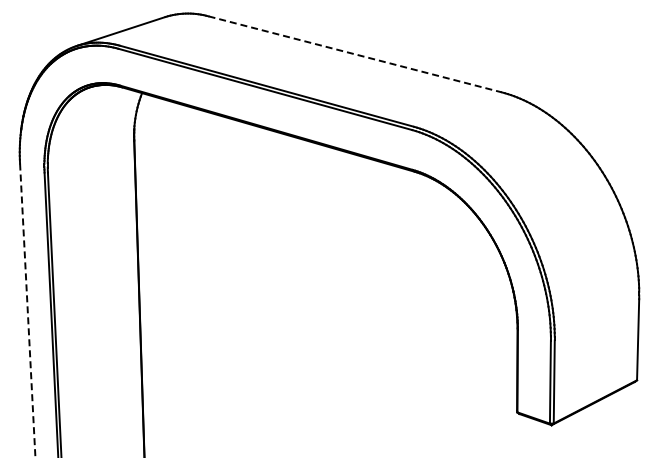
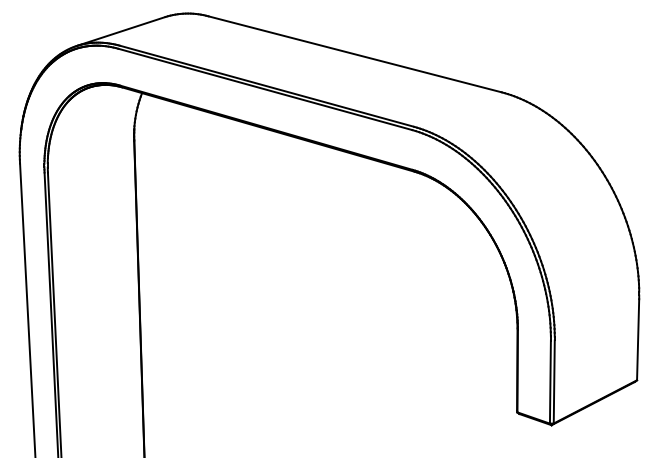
line: dashed -> solid (355, 54)
line: dashed -> solid (27, 311)
